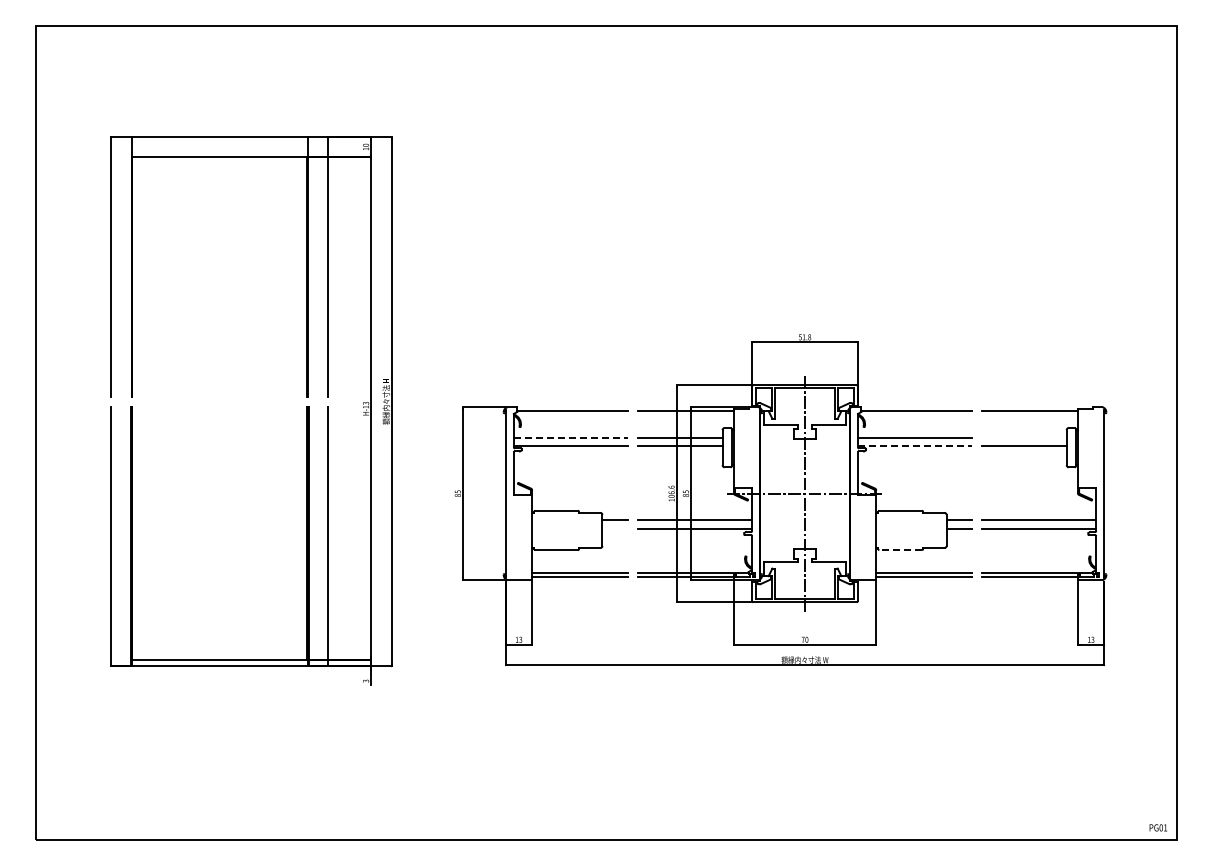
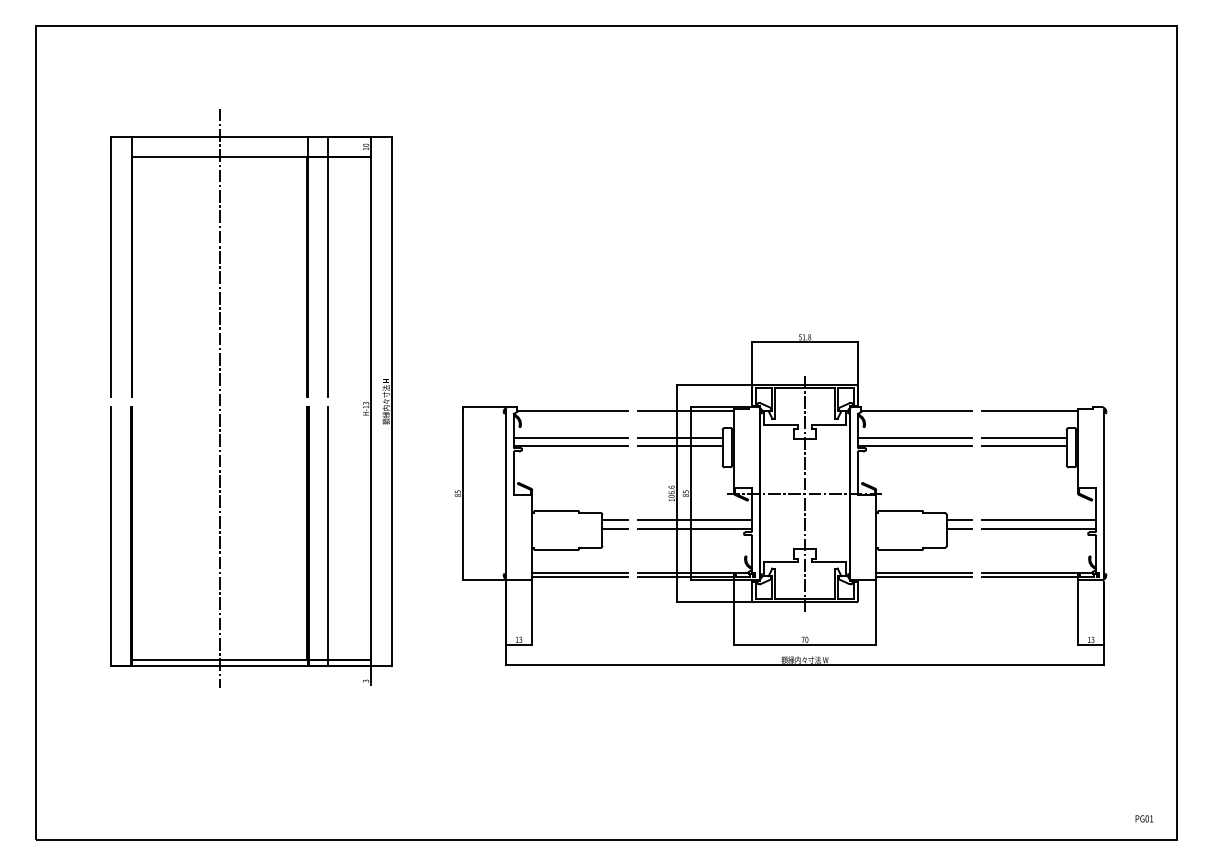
line: none -> present (219, 398)
line: dashed -> solid (571, 437)
line: none -> present (1024, 437)
line: dashed -> solid (915, 445)
line: none -> present (614, 528)
line: dashed -> solid (900, 550)
text position: (1158, 827) -> (1144, 818) (1144, 818)
